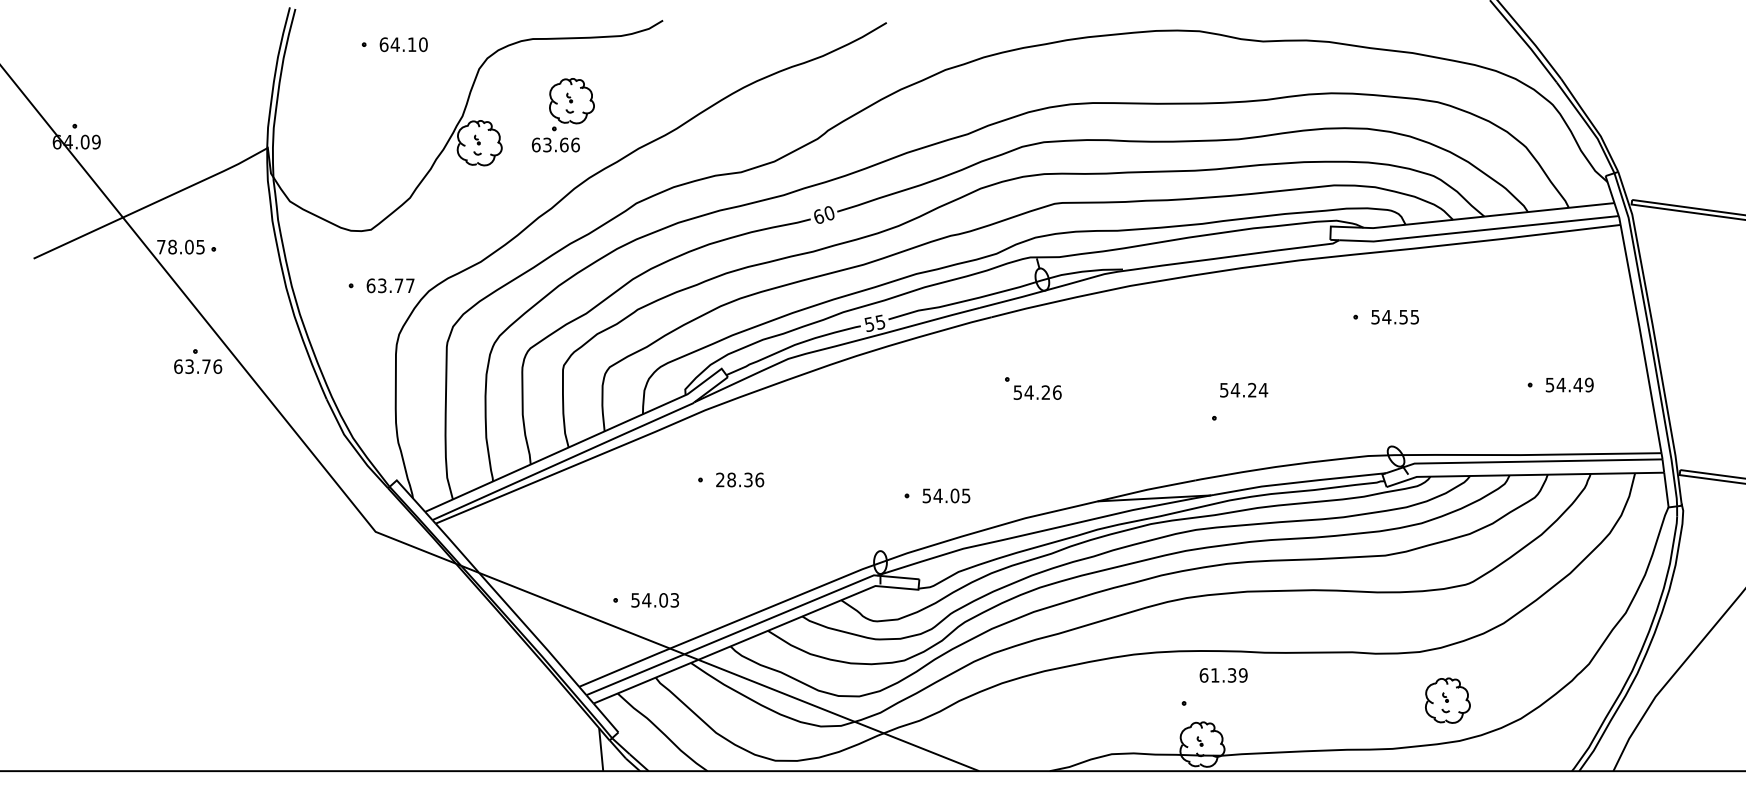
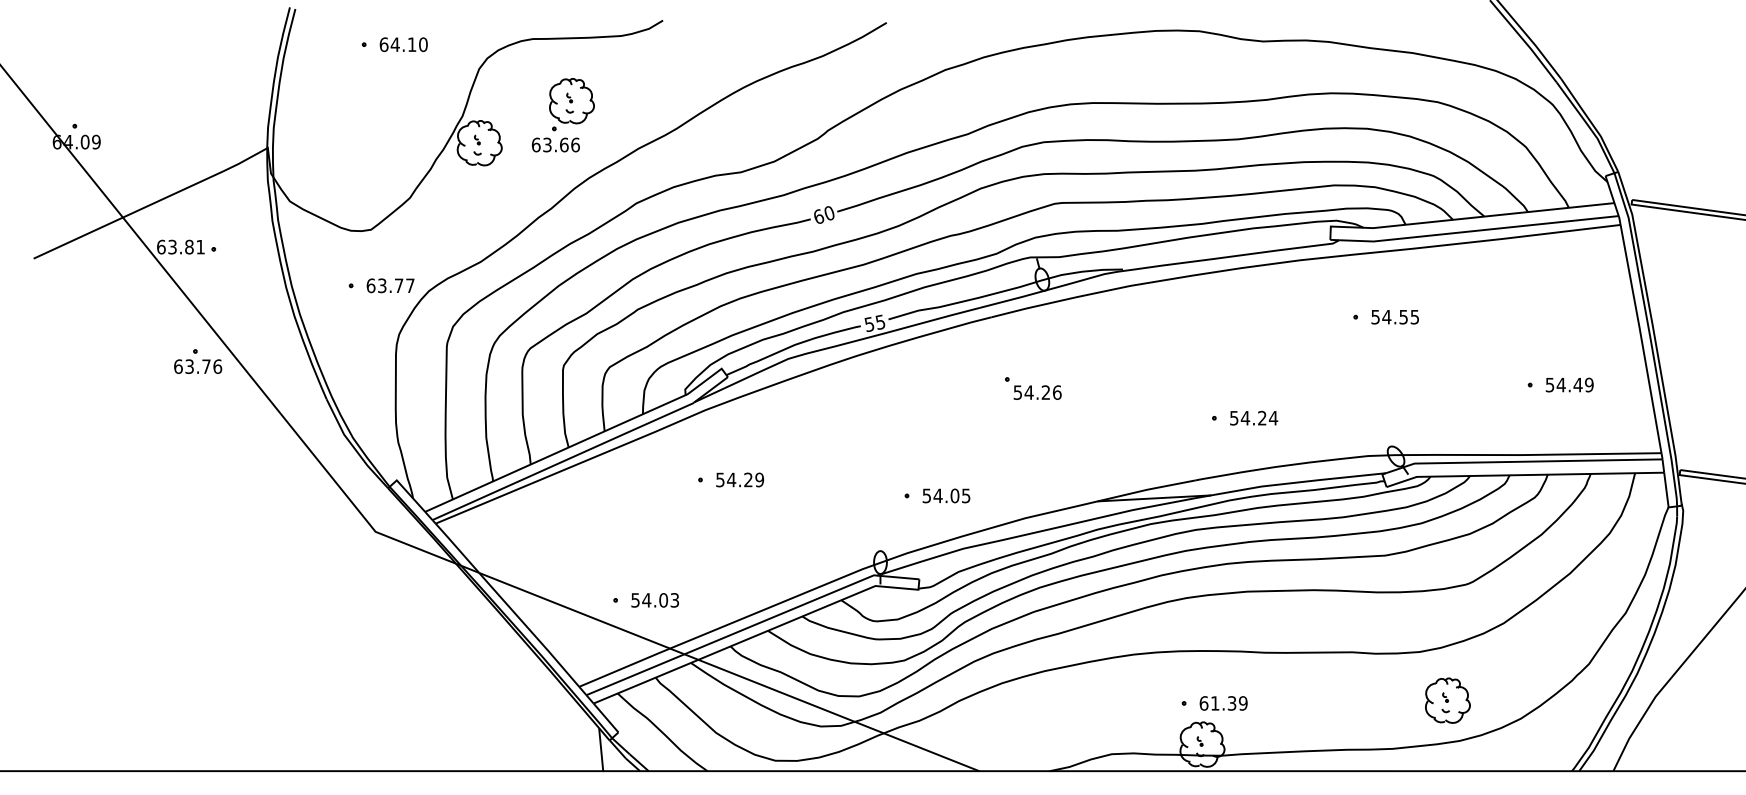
text: 78.05 -> 63.81 (180, 246)
text position: (1244, 389) -> (1254, 417) (1254, 417)
text: 28.36 -> 54.29 (740, 479)
text position: (1223, 675) -> (1223, 703) (1223, 703)
